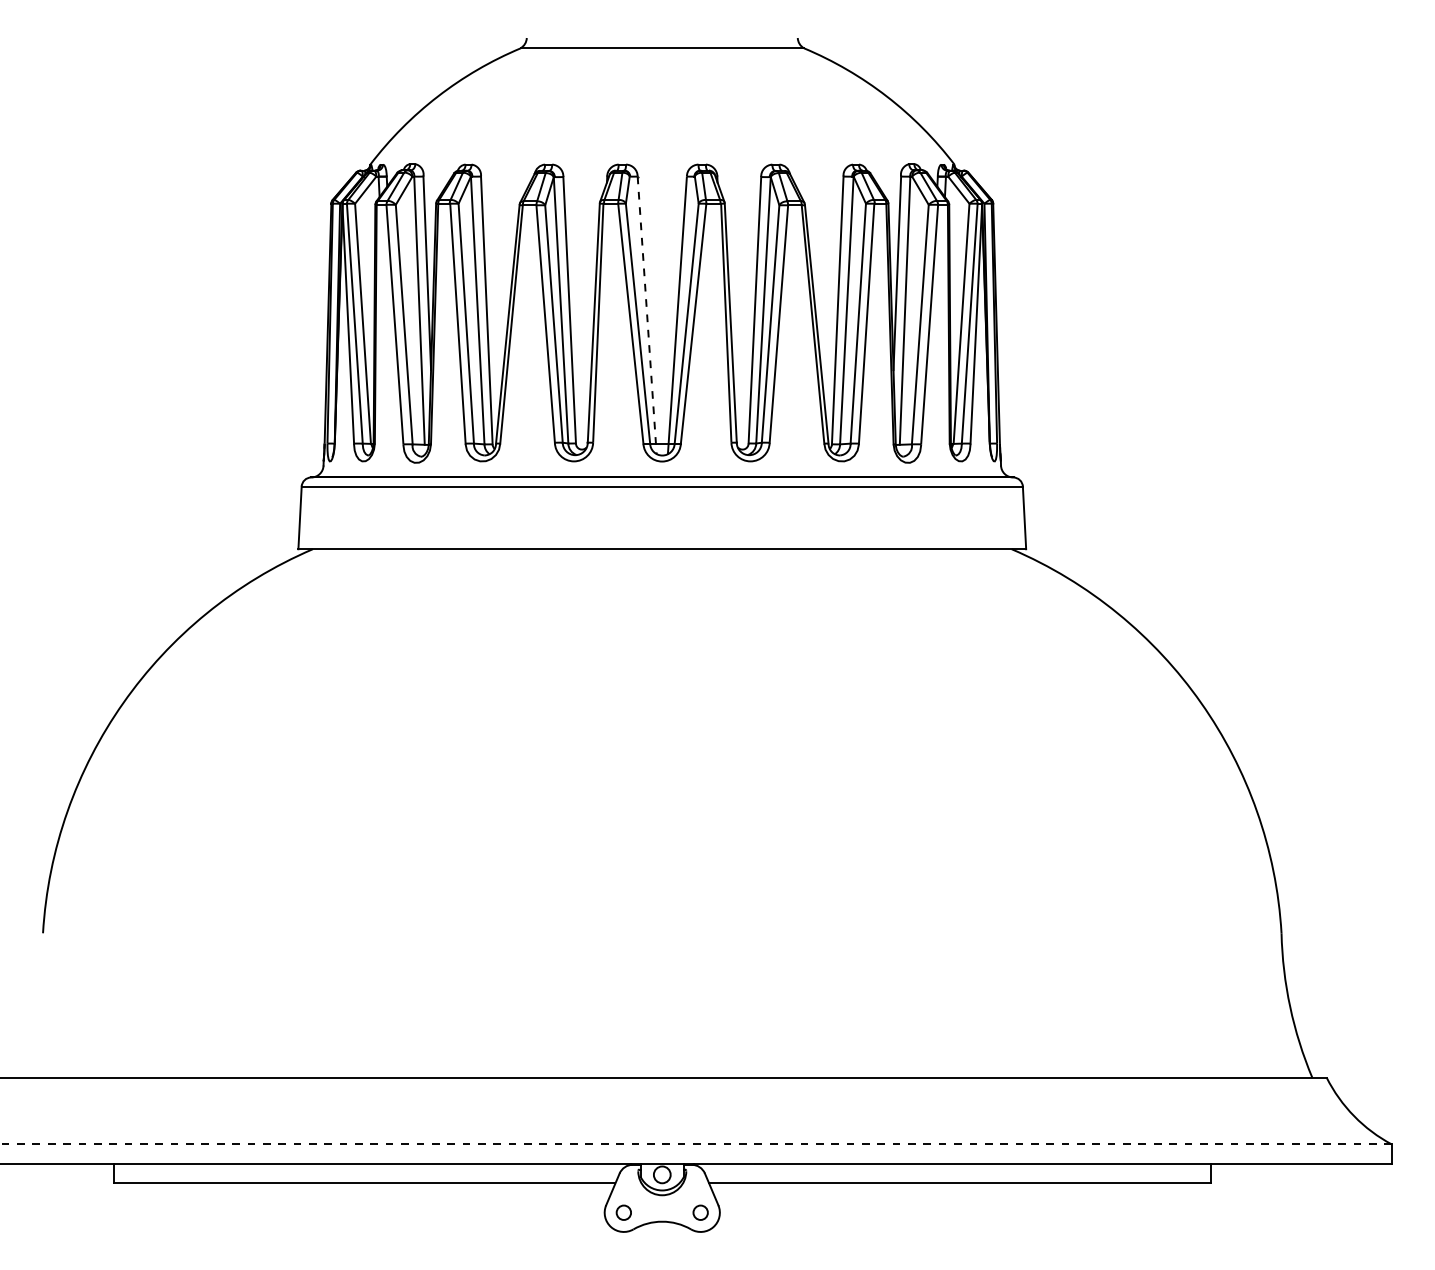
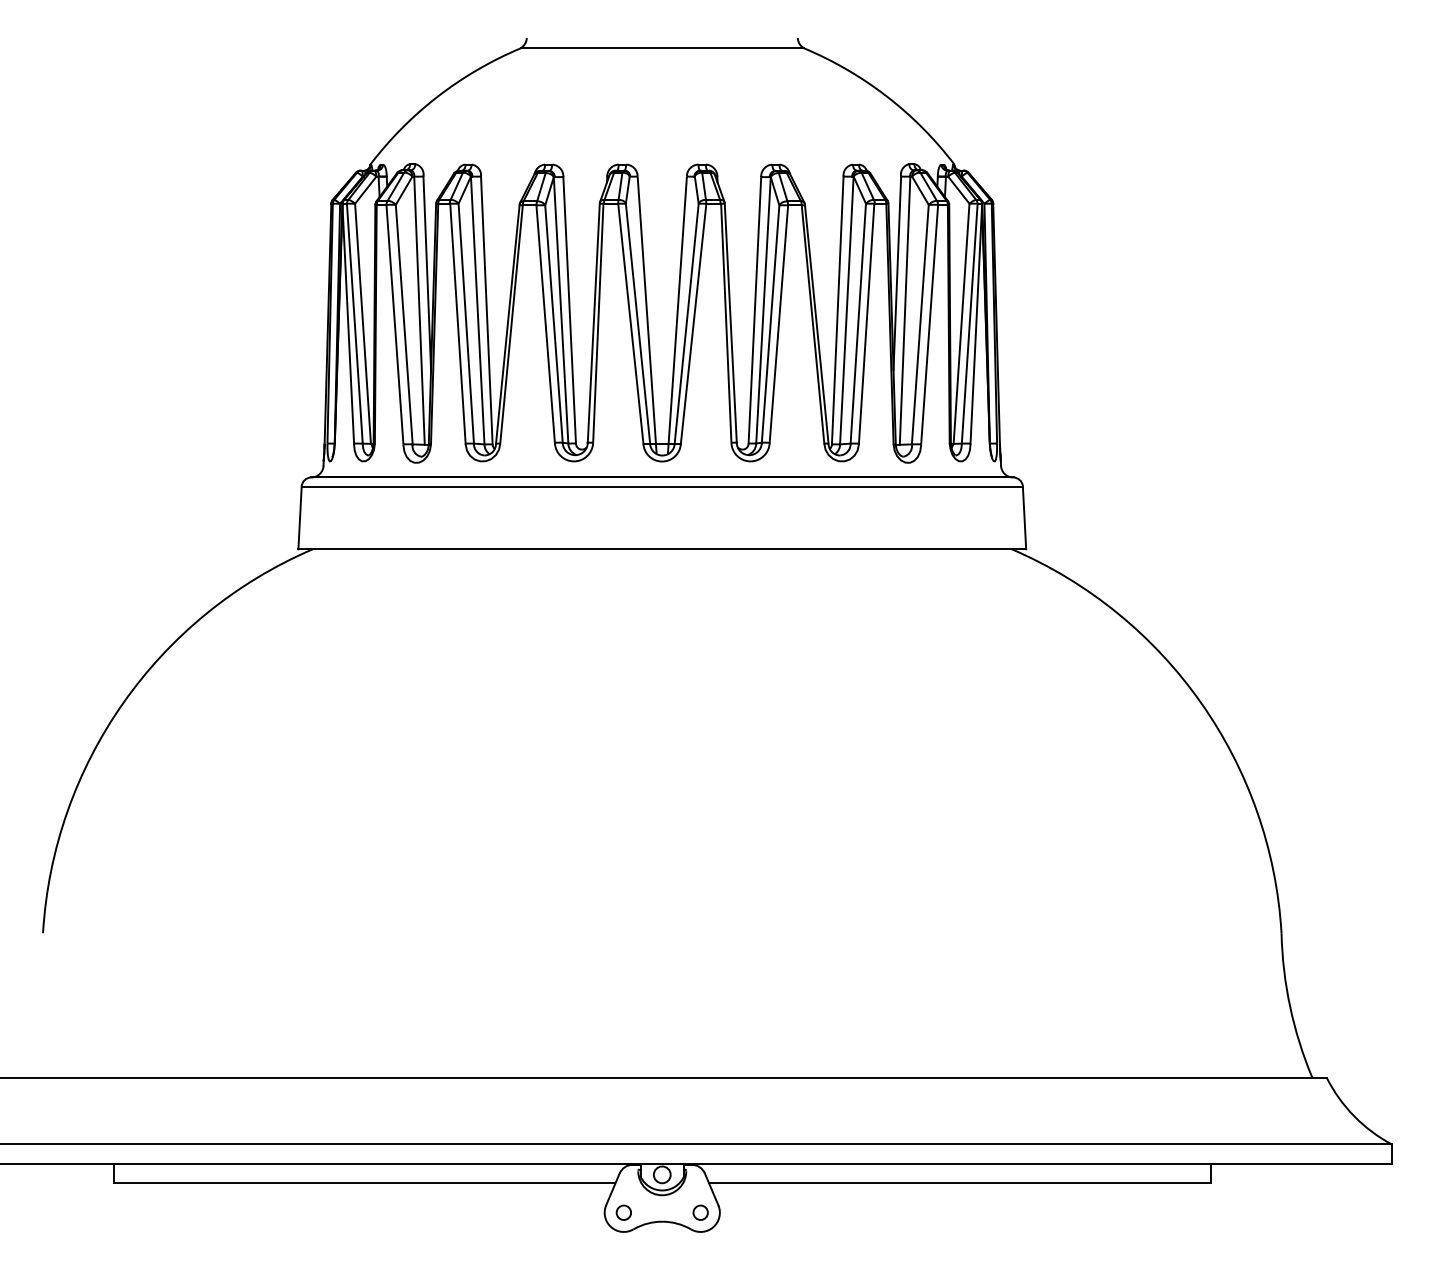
line: dashed -> solid (647, 314)
line: dashed -> solid (696, 1144)
